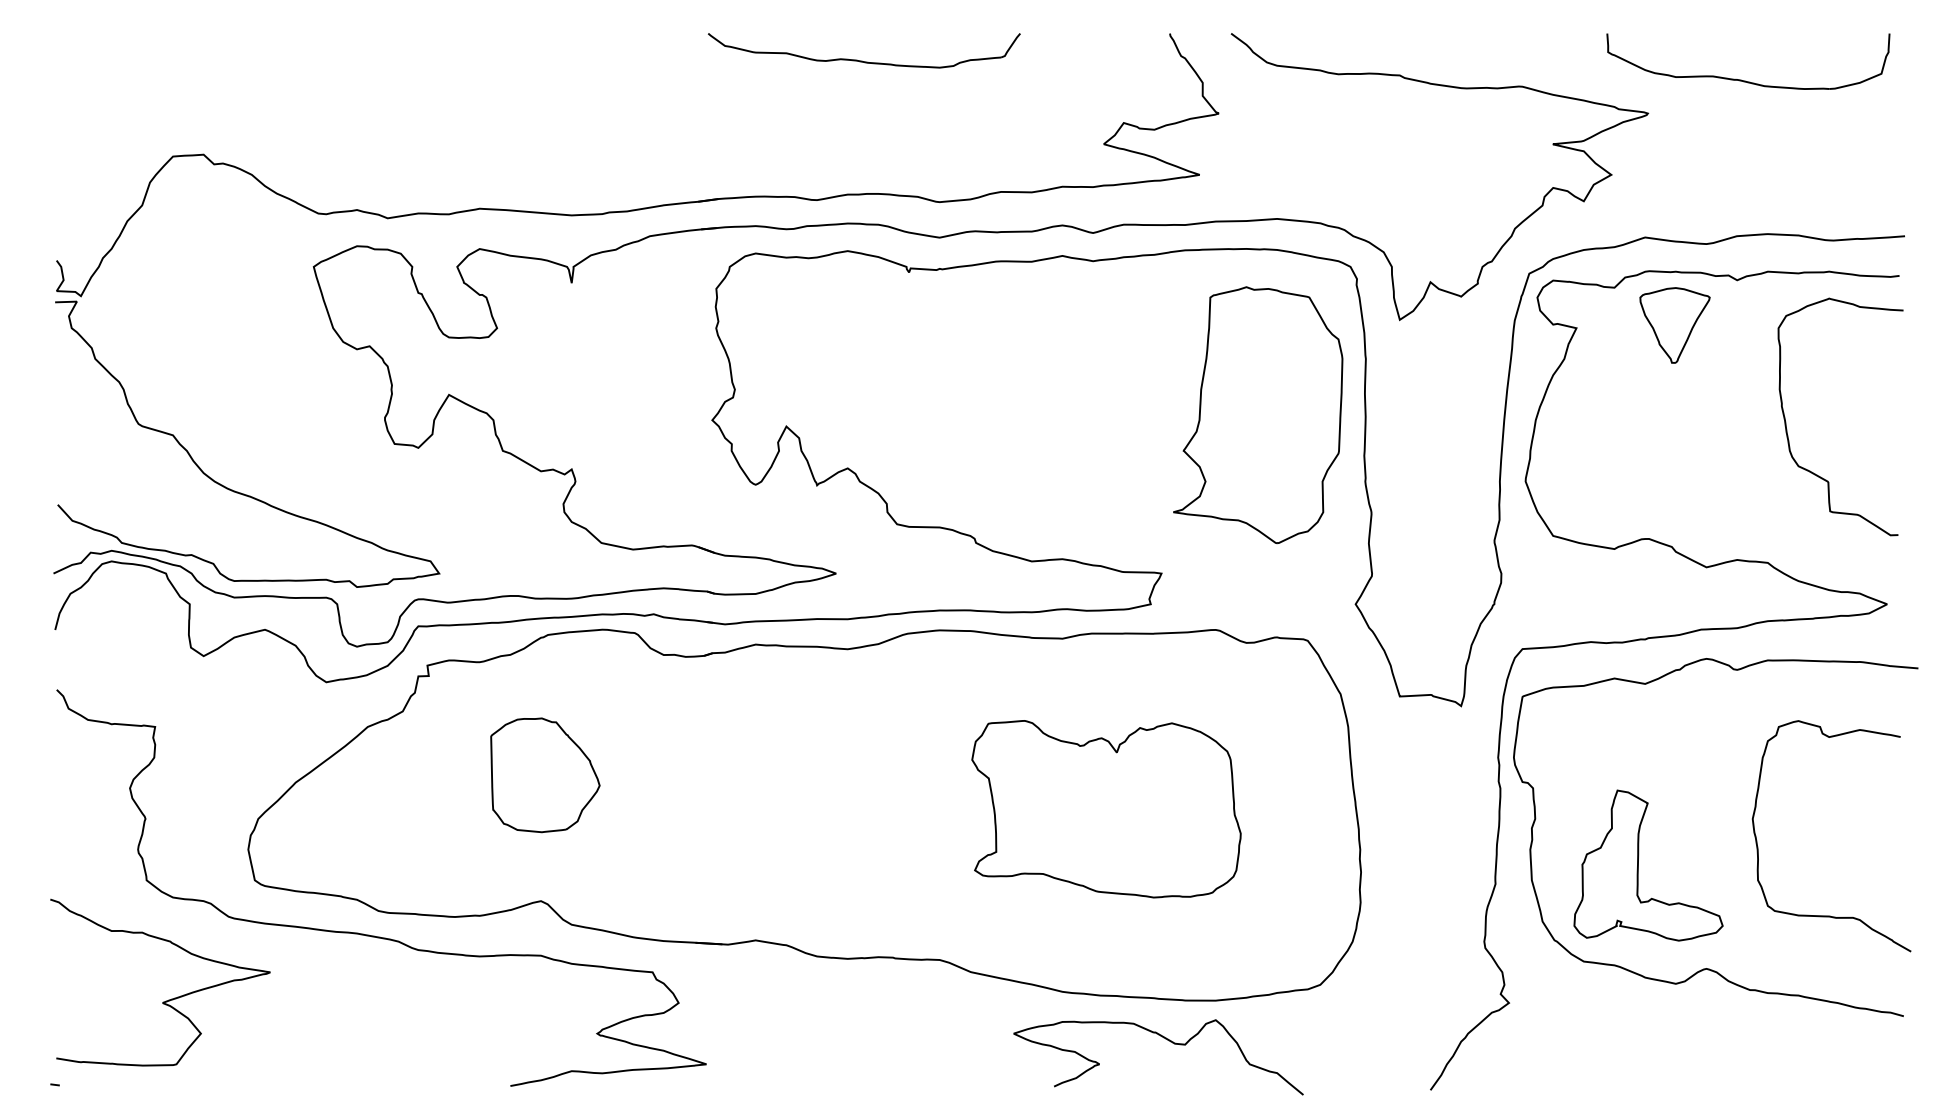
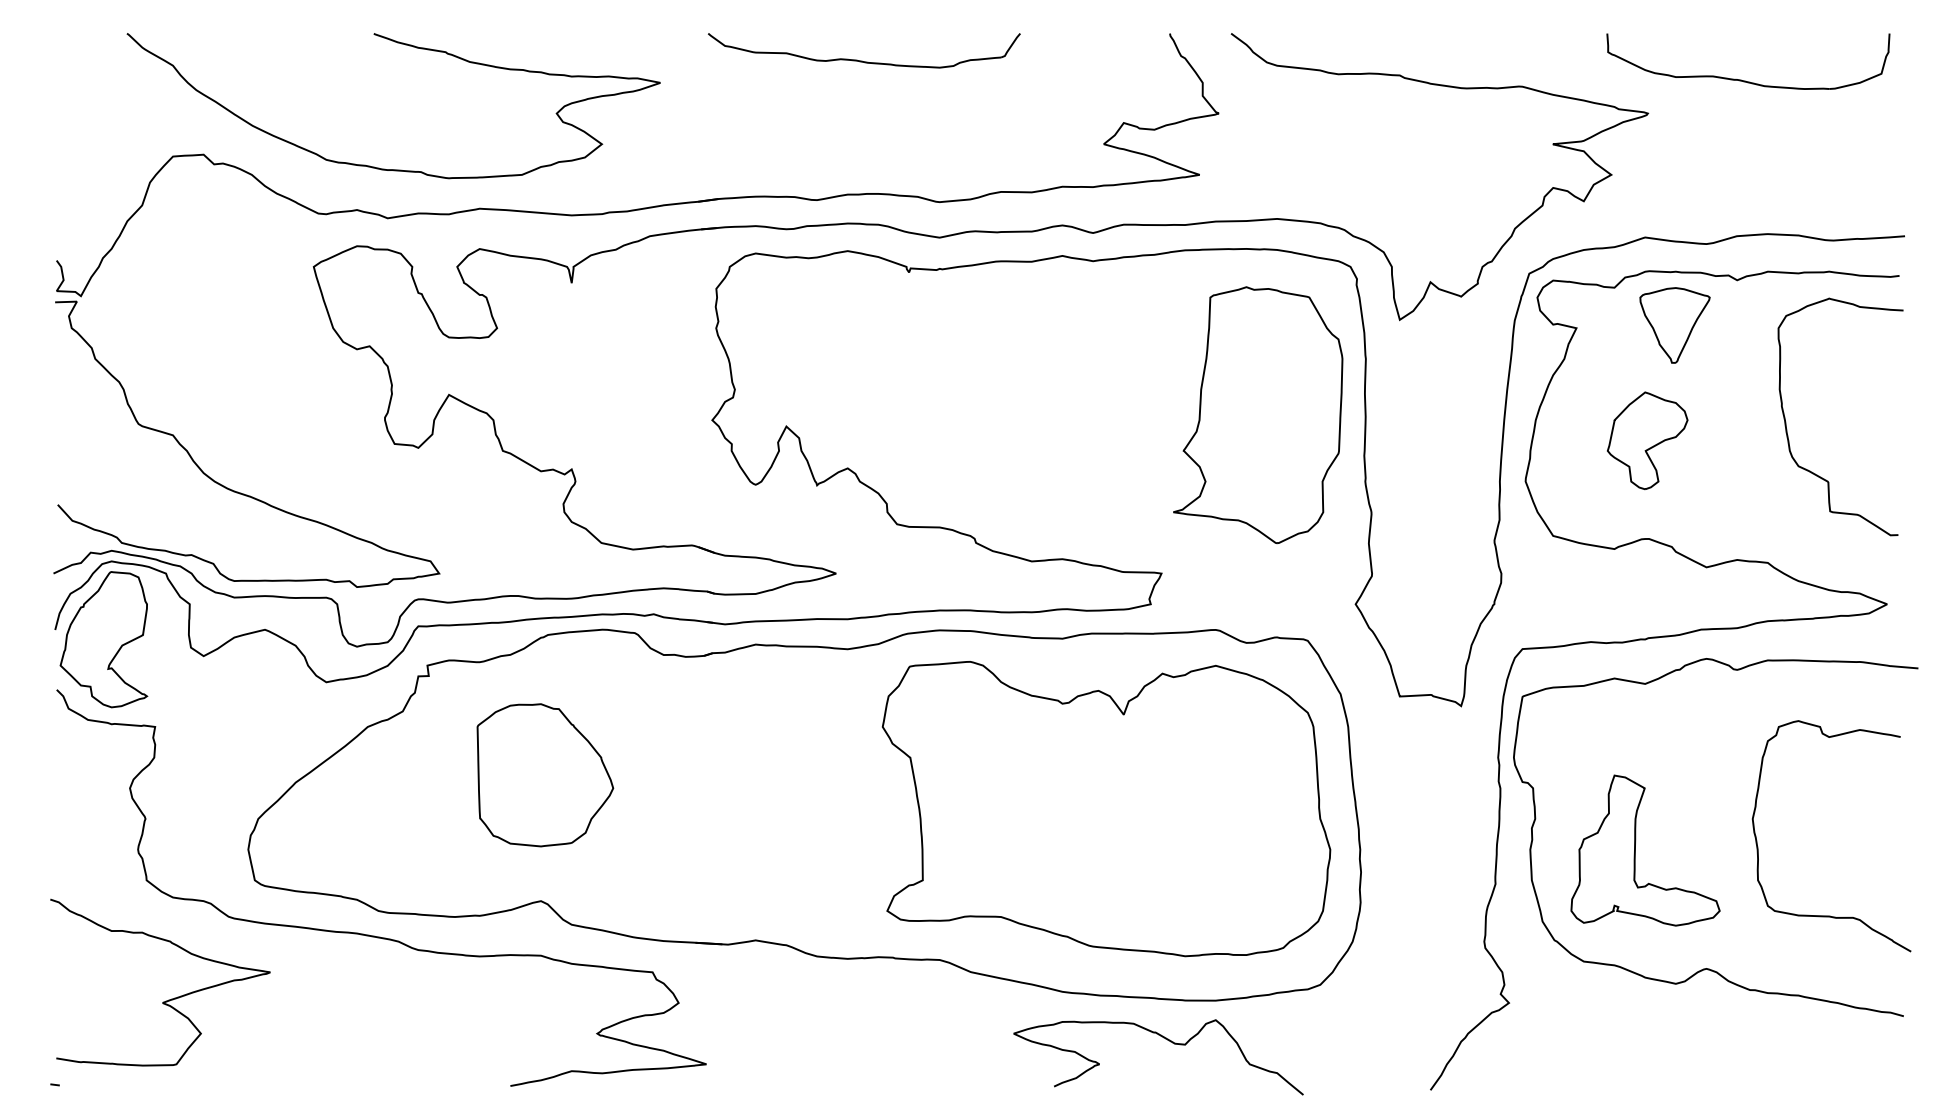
curve: none -> present (409, 46)
part: none -> present (1647, 440)
part: none -> present (103, 639)
part size: 111x117 px -> 139x145 px (545, 775)
part size: 271x179 px -> 451x297 px (1106, 809)
part position: (1638, 865) -> (1635, 850) (1635, 850)
